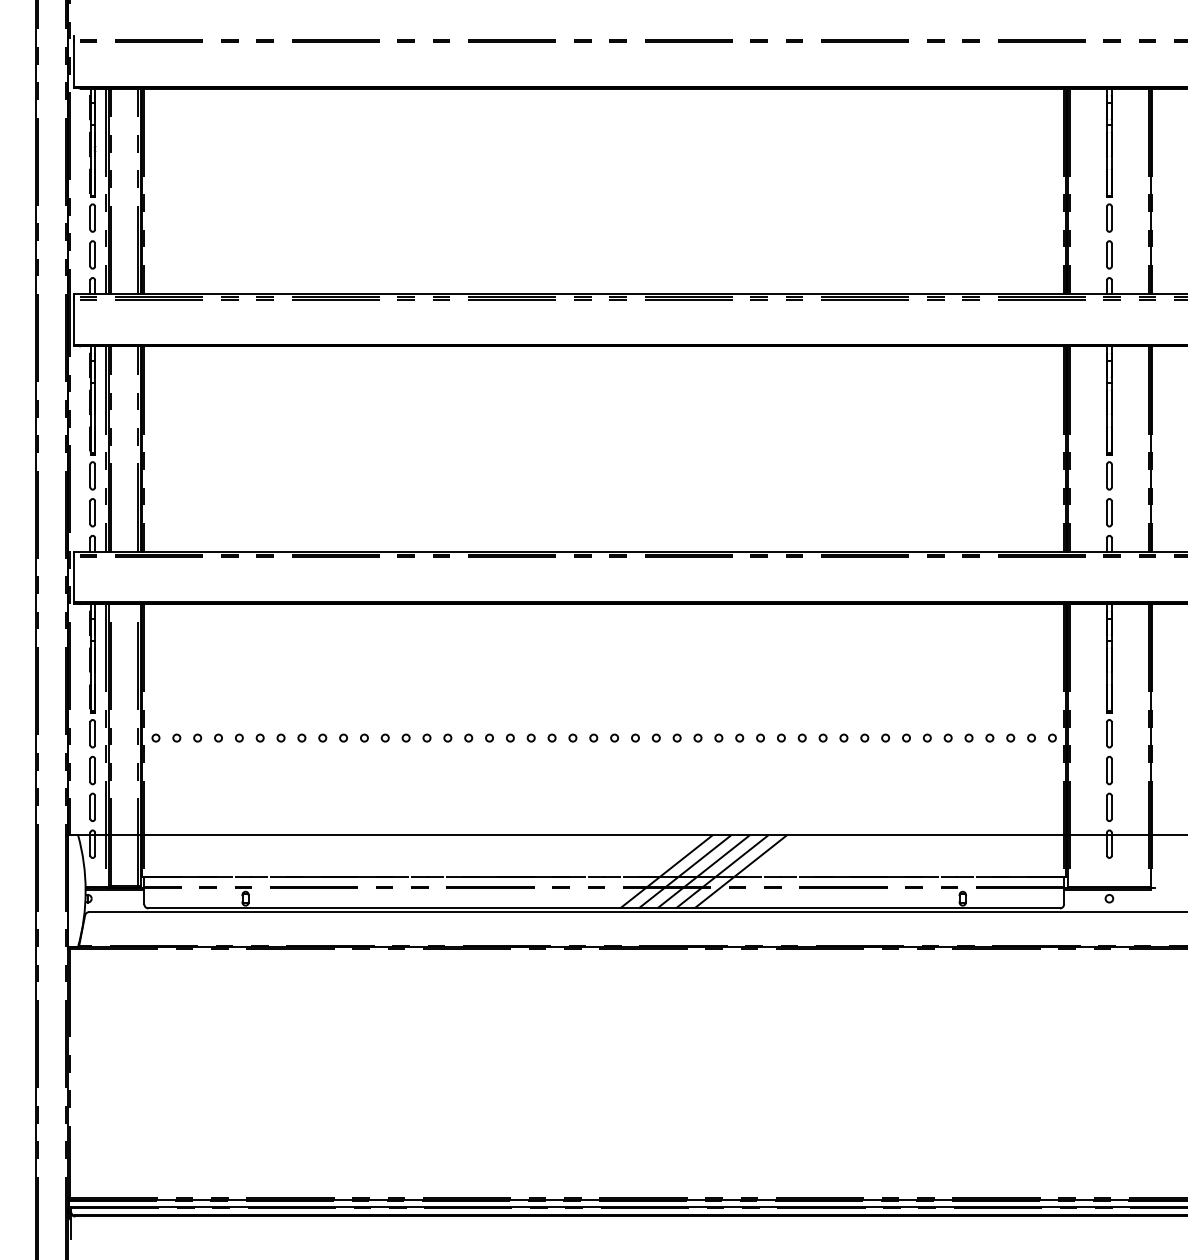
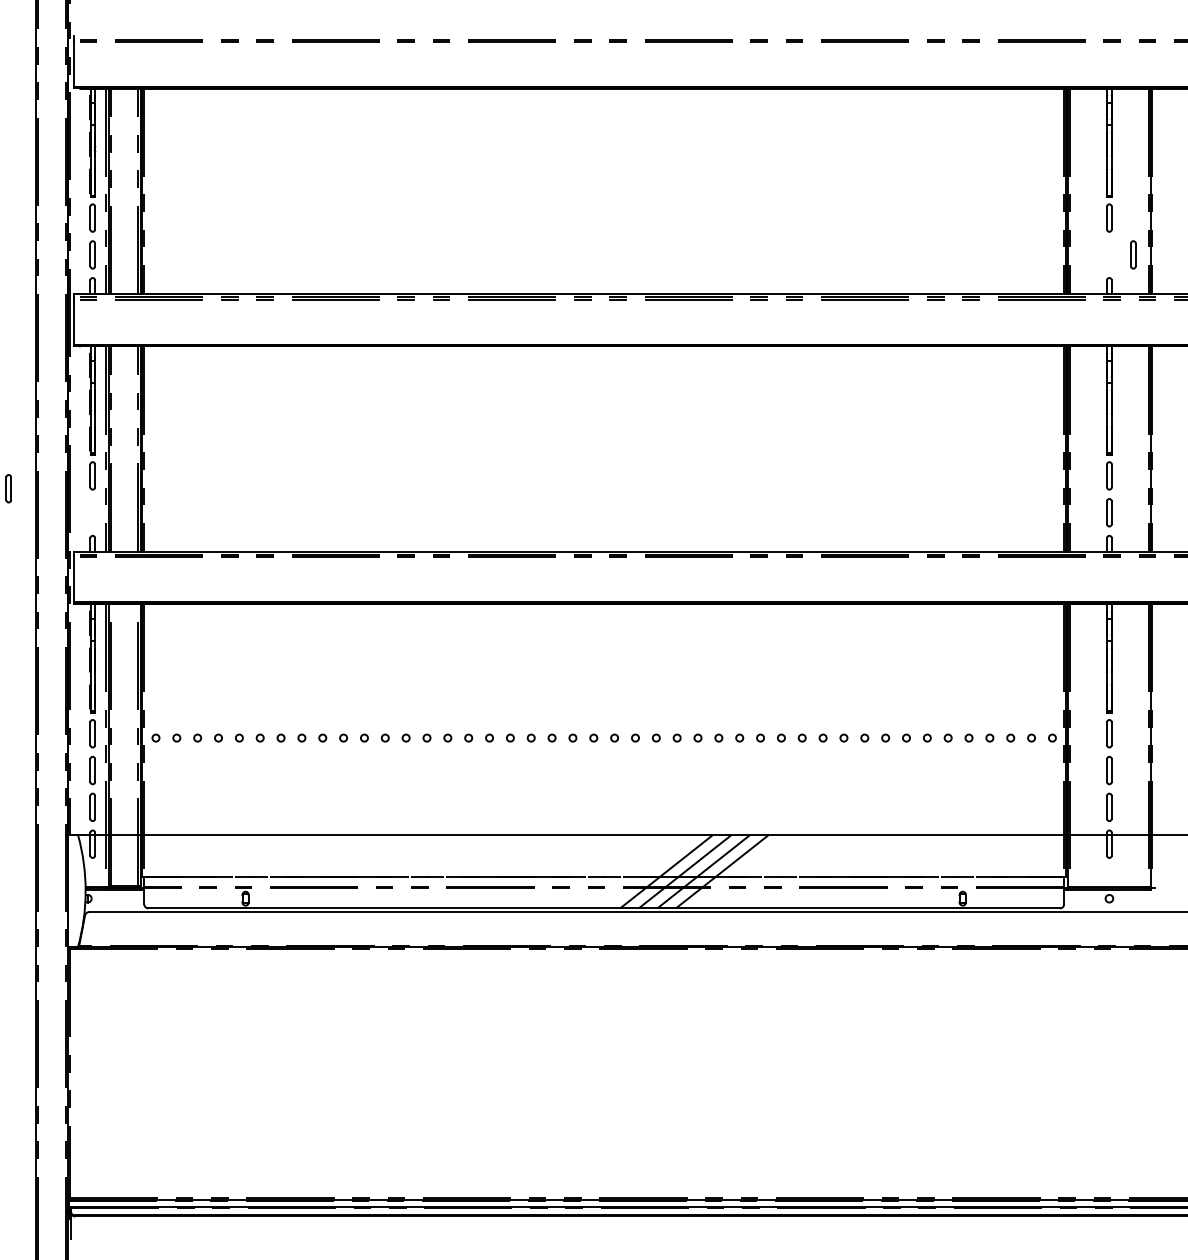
part position: (1109, 254) -> (1133, 254) (1133, 254)
part position: (92, 512) -> (8, 488) (8, 488)
line: present -> none (740, 871)
